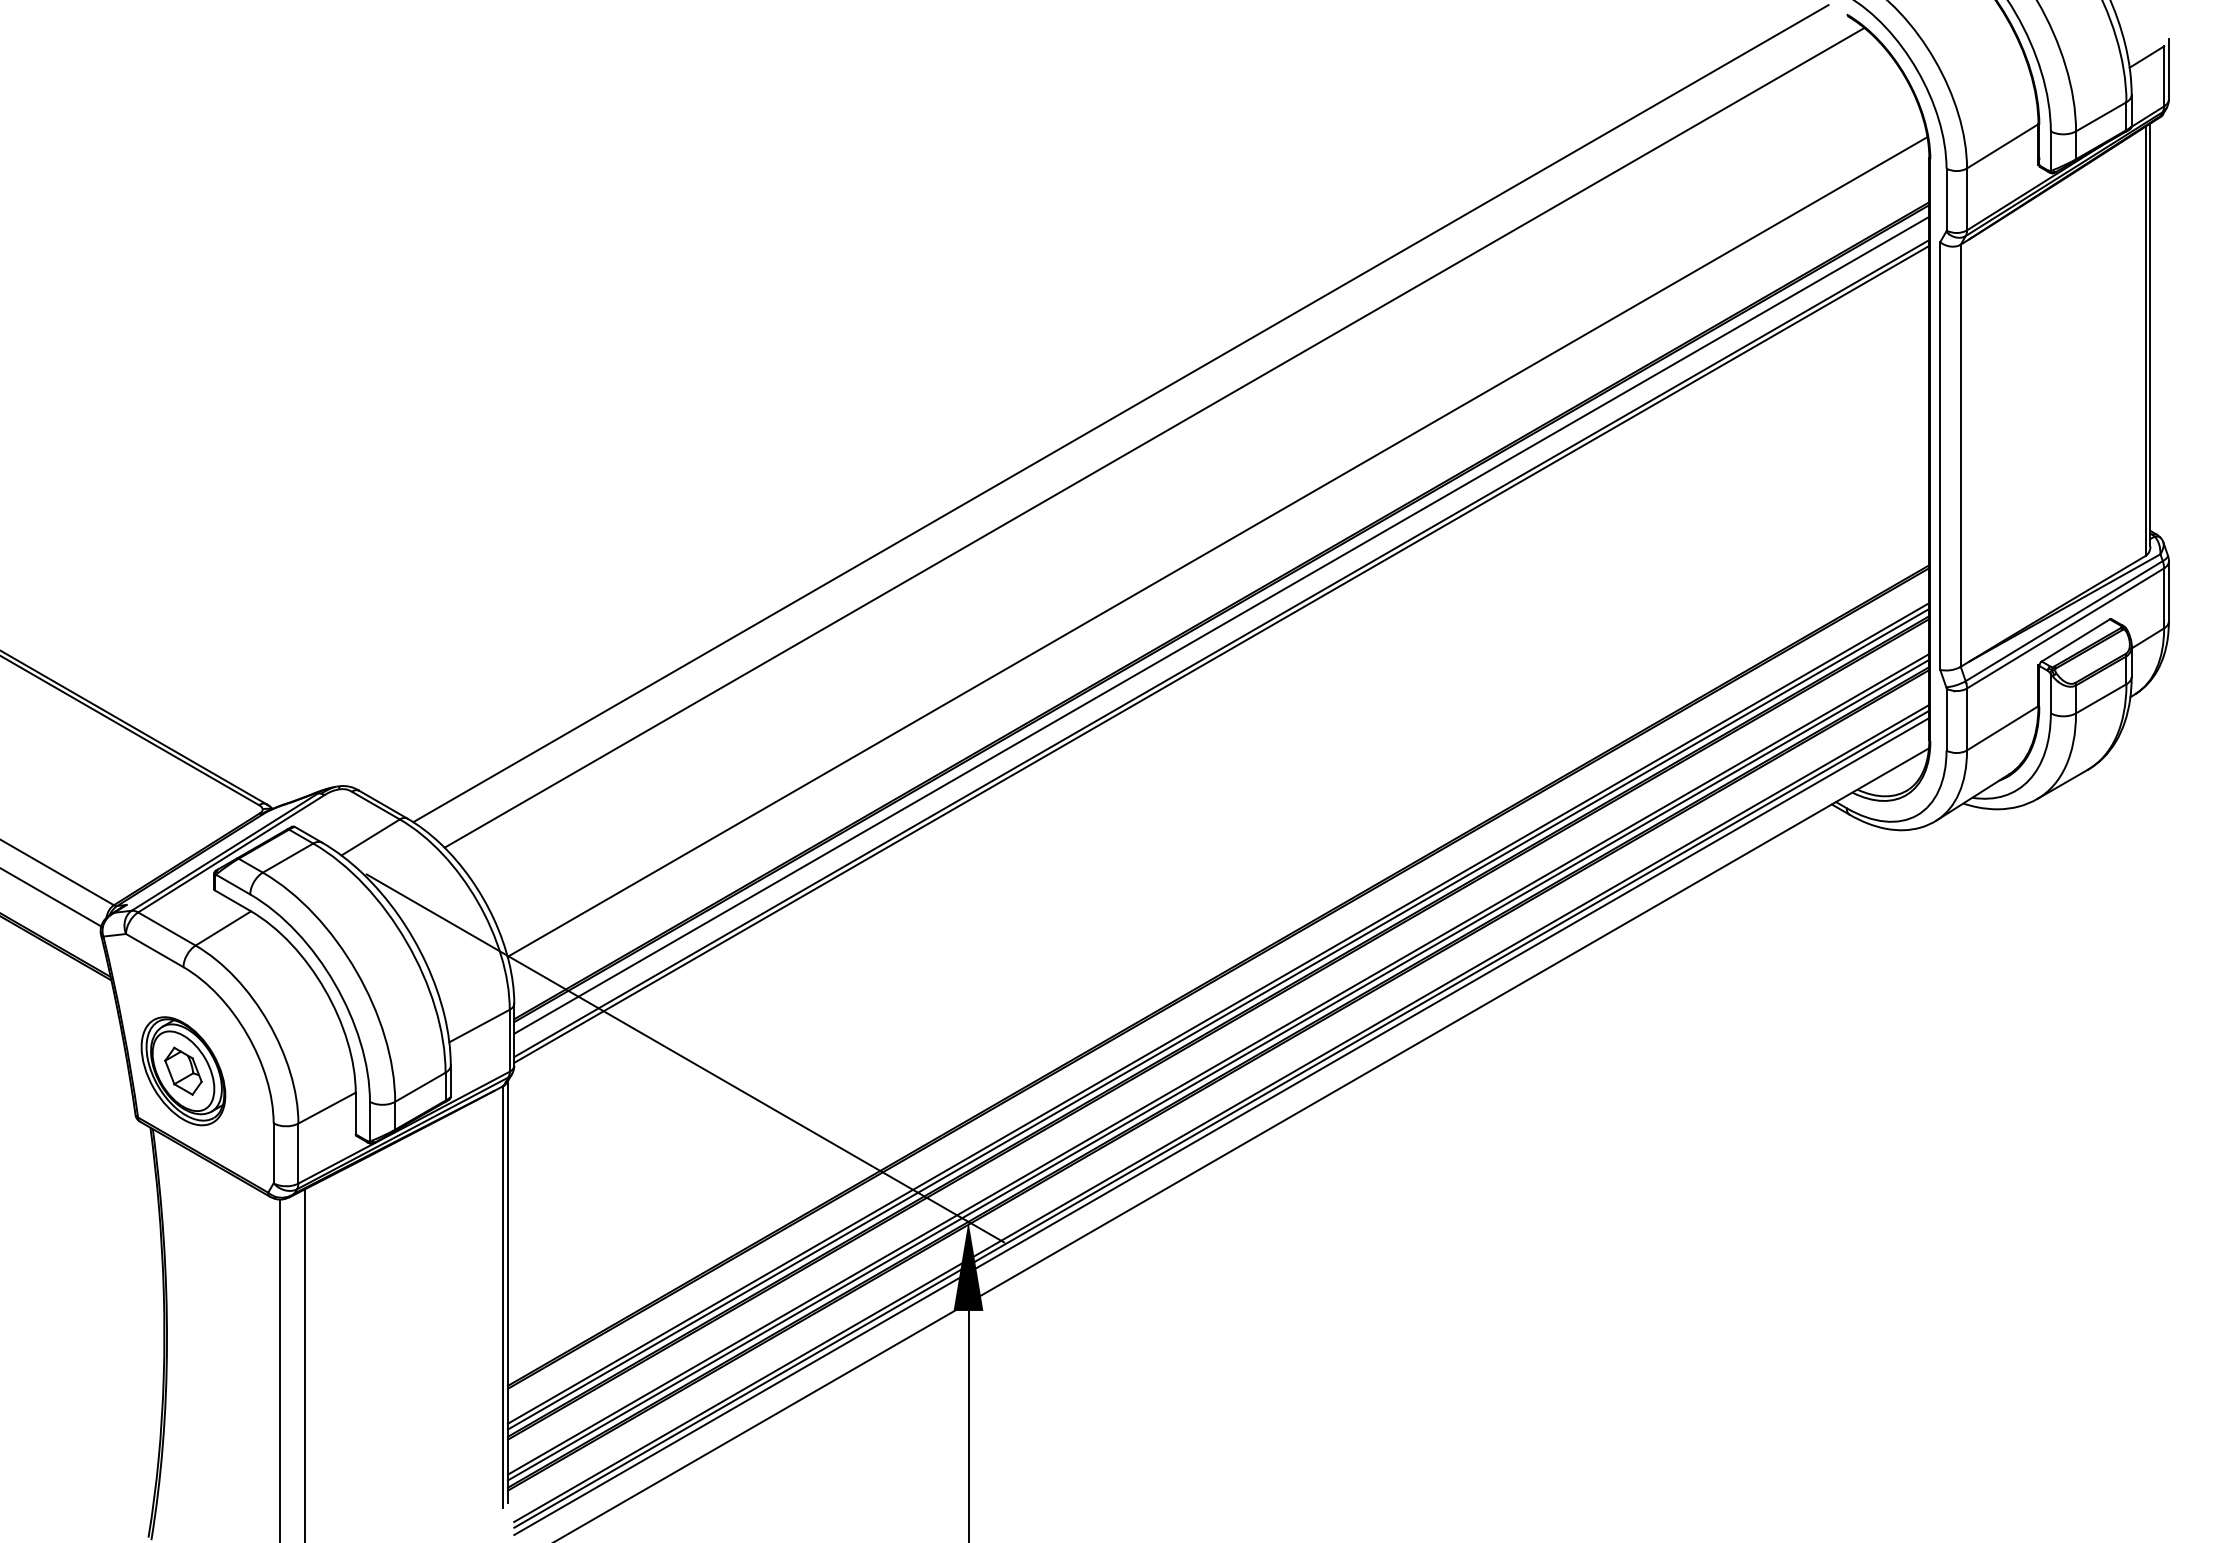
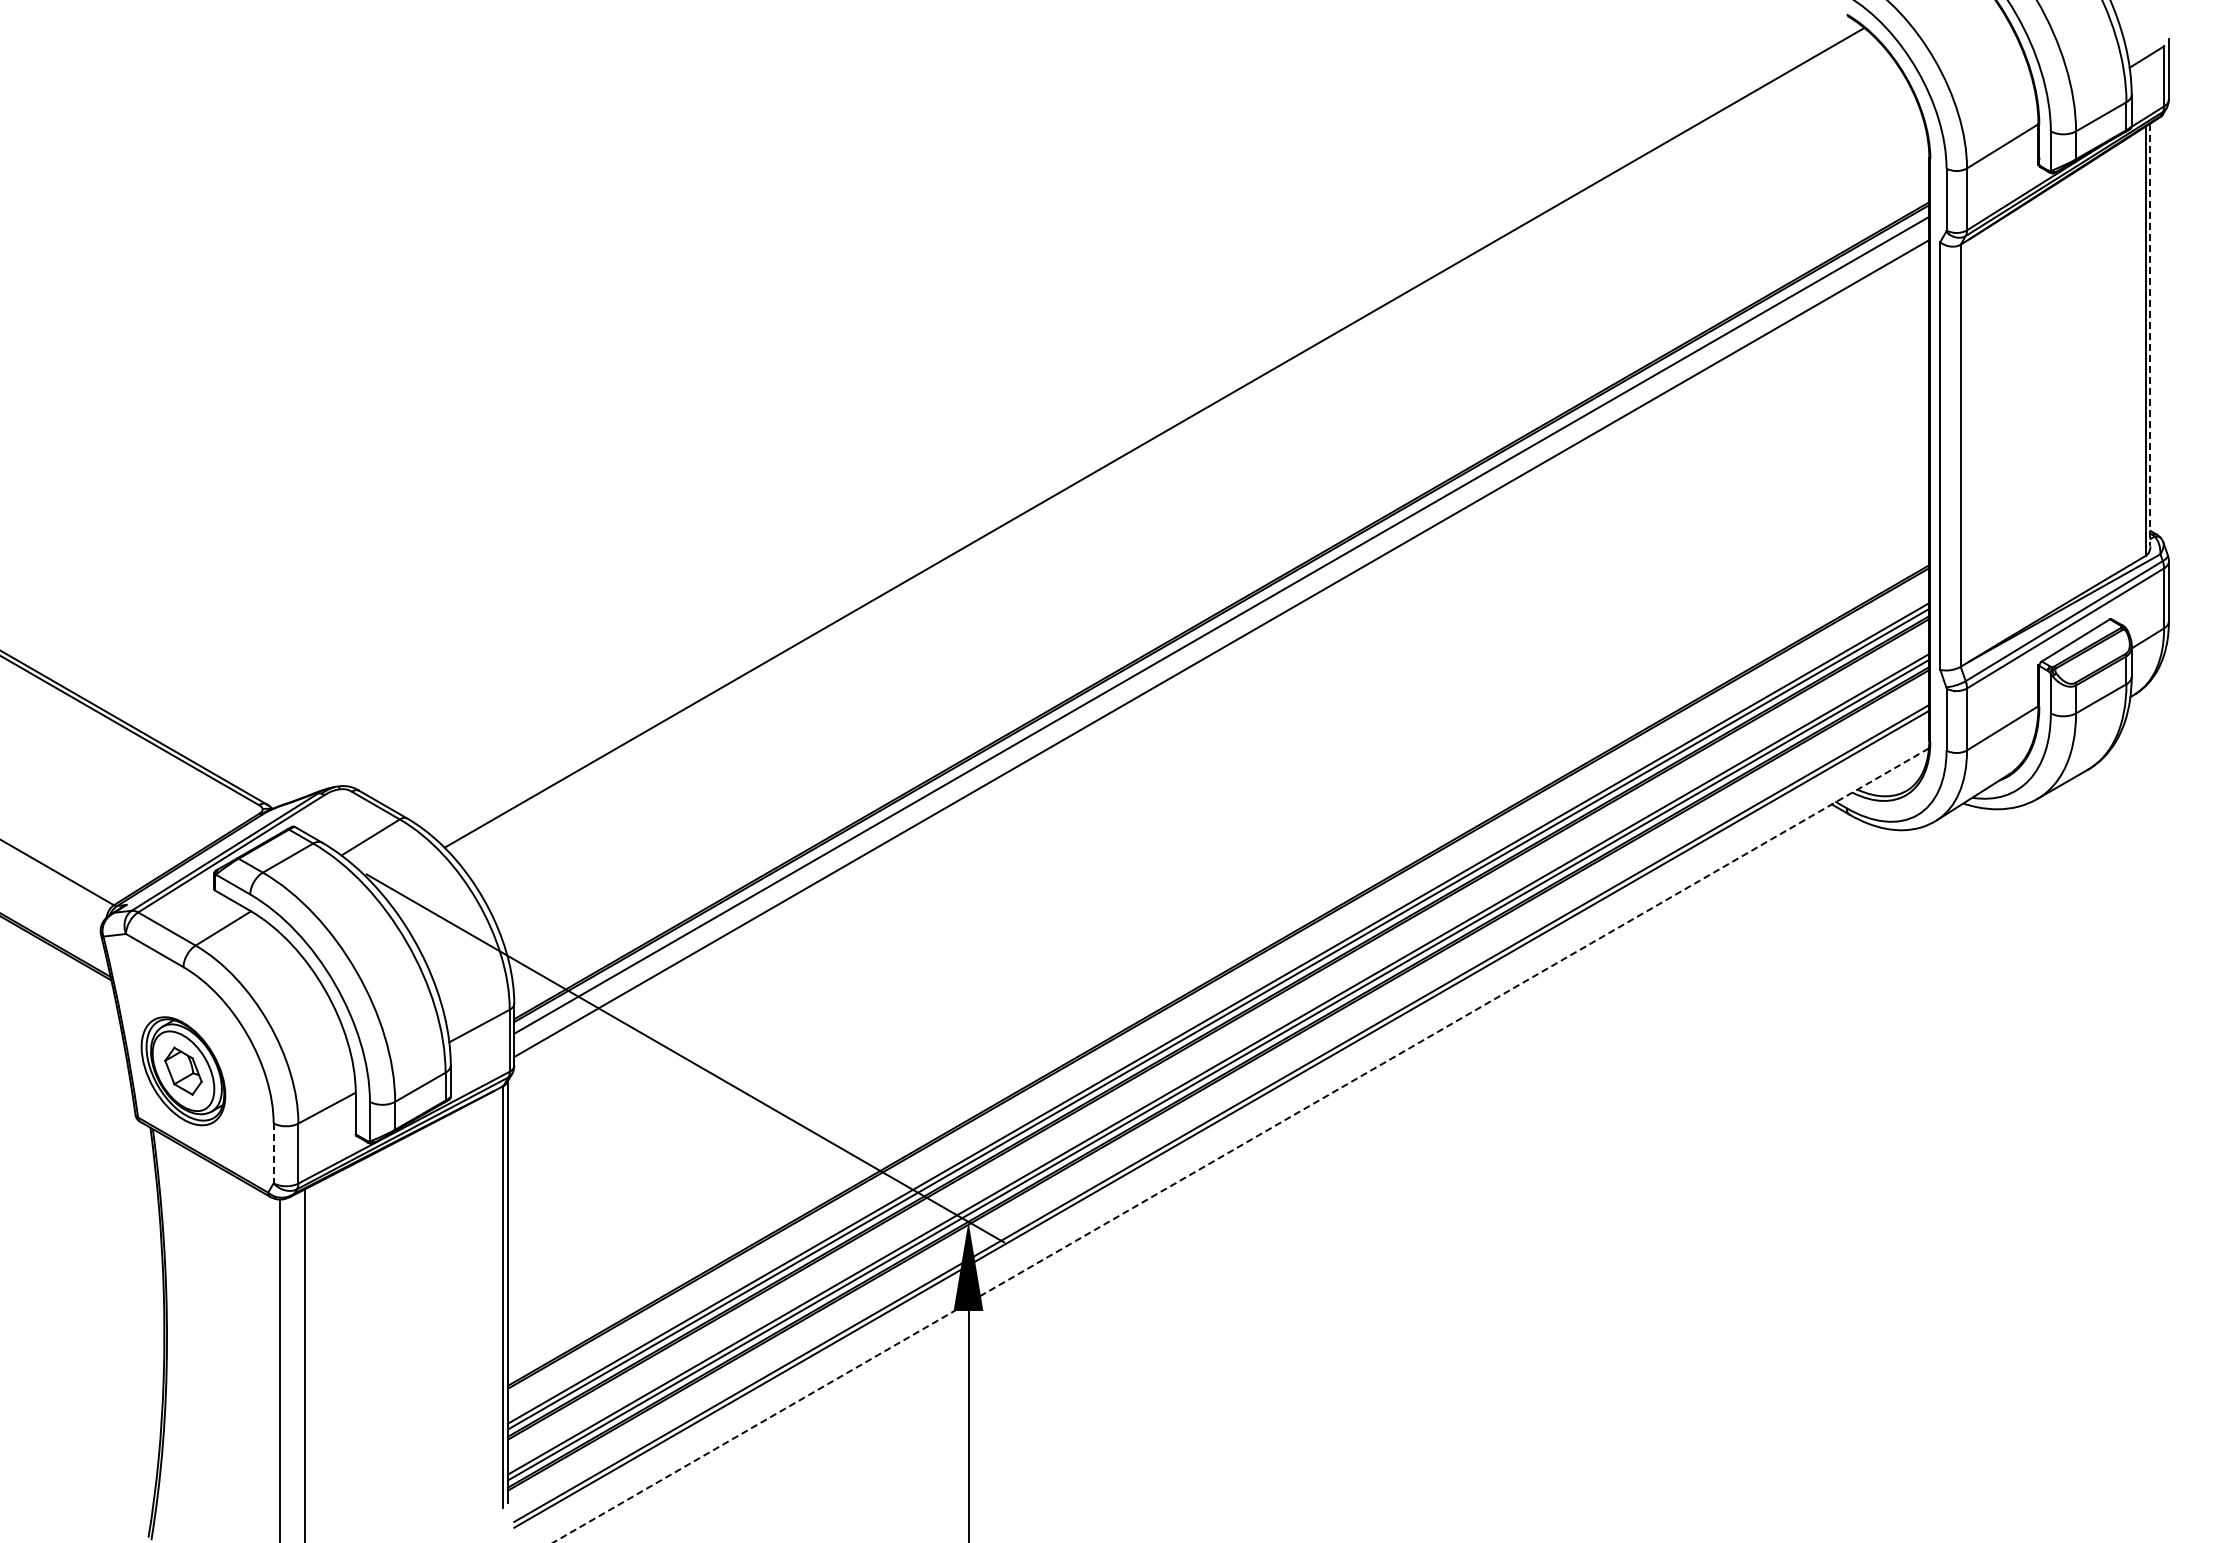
line: solid -> dashed (2150, 335)
line: present -> none (1120, 413)
line: present -> none (1217, 546)
line: present -> none (1221, 653)
line: present -> none (51, 897)
line: present -> none (1221, 1126)
line: solid -> dashed (1240, 1145)
line: solid -> dashed (273, 1153)
